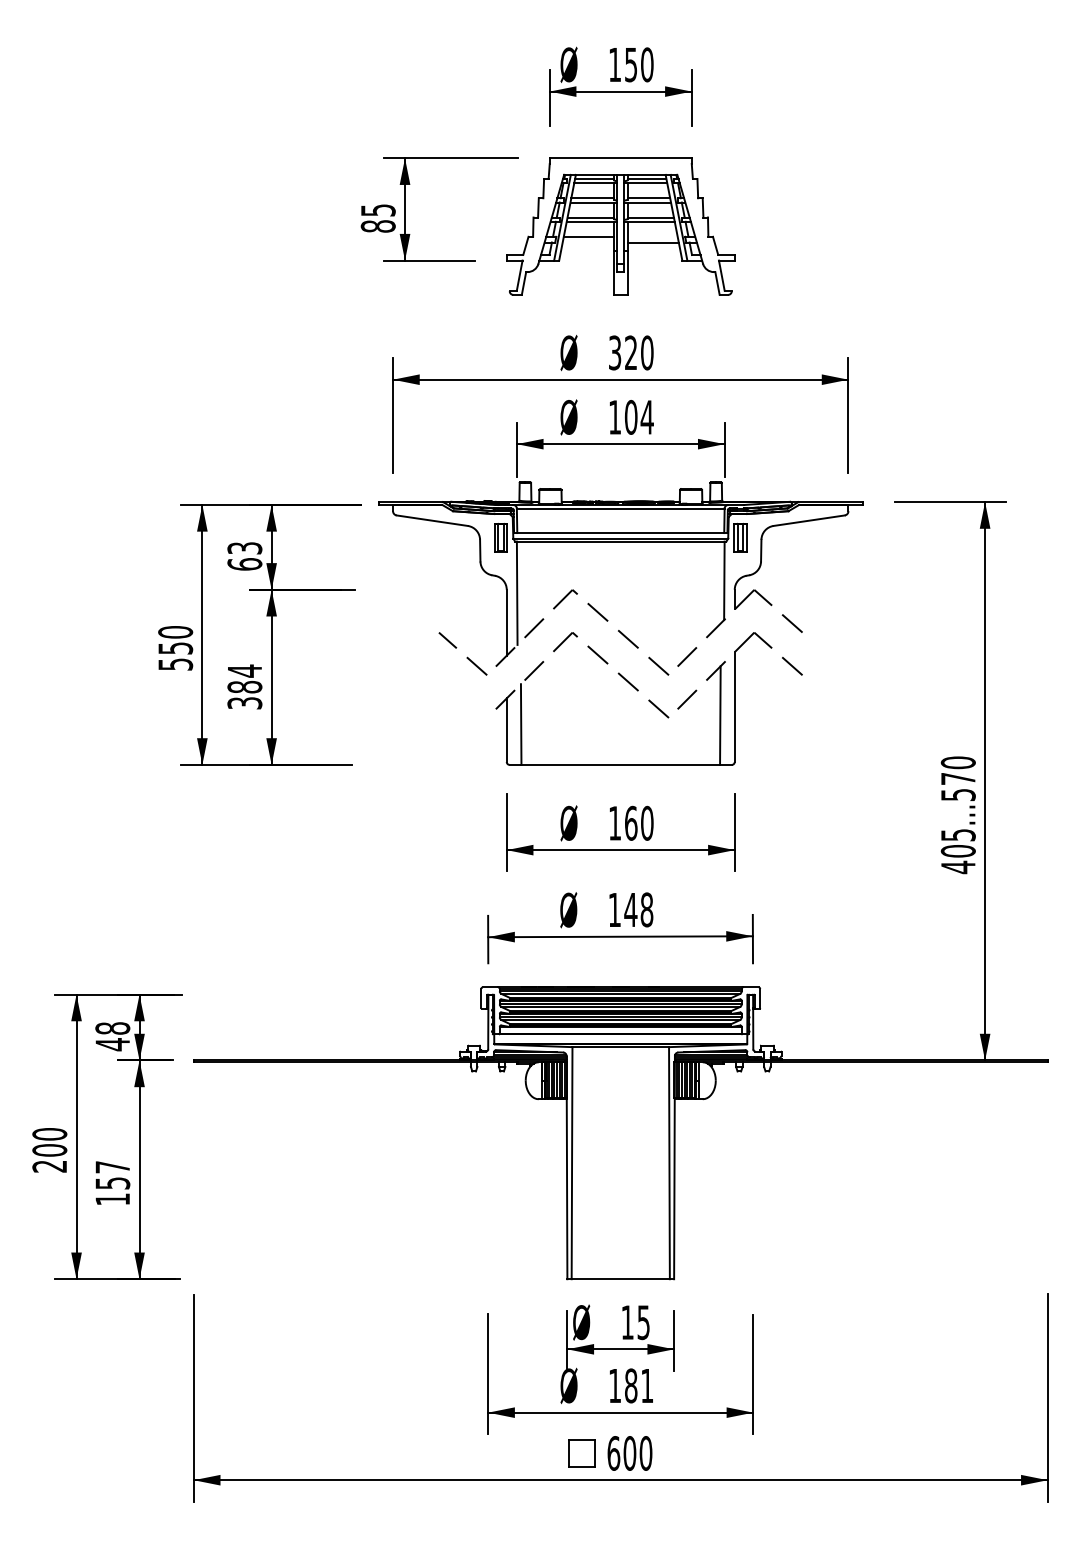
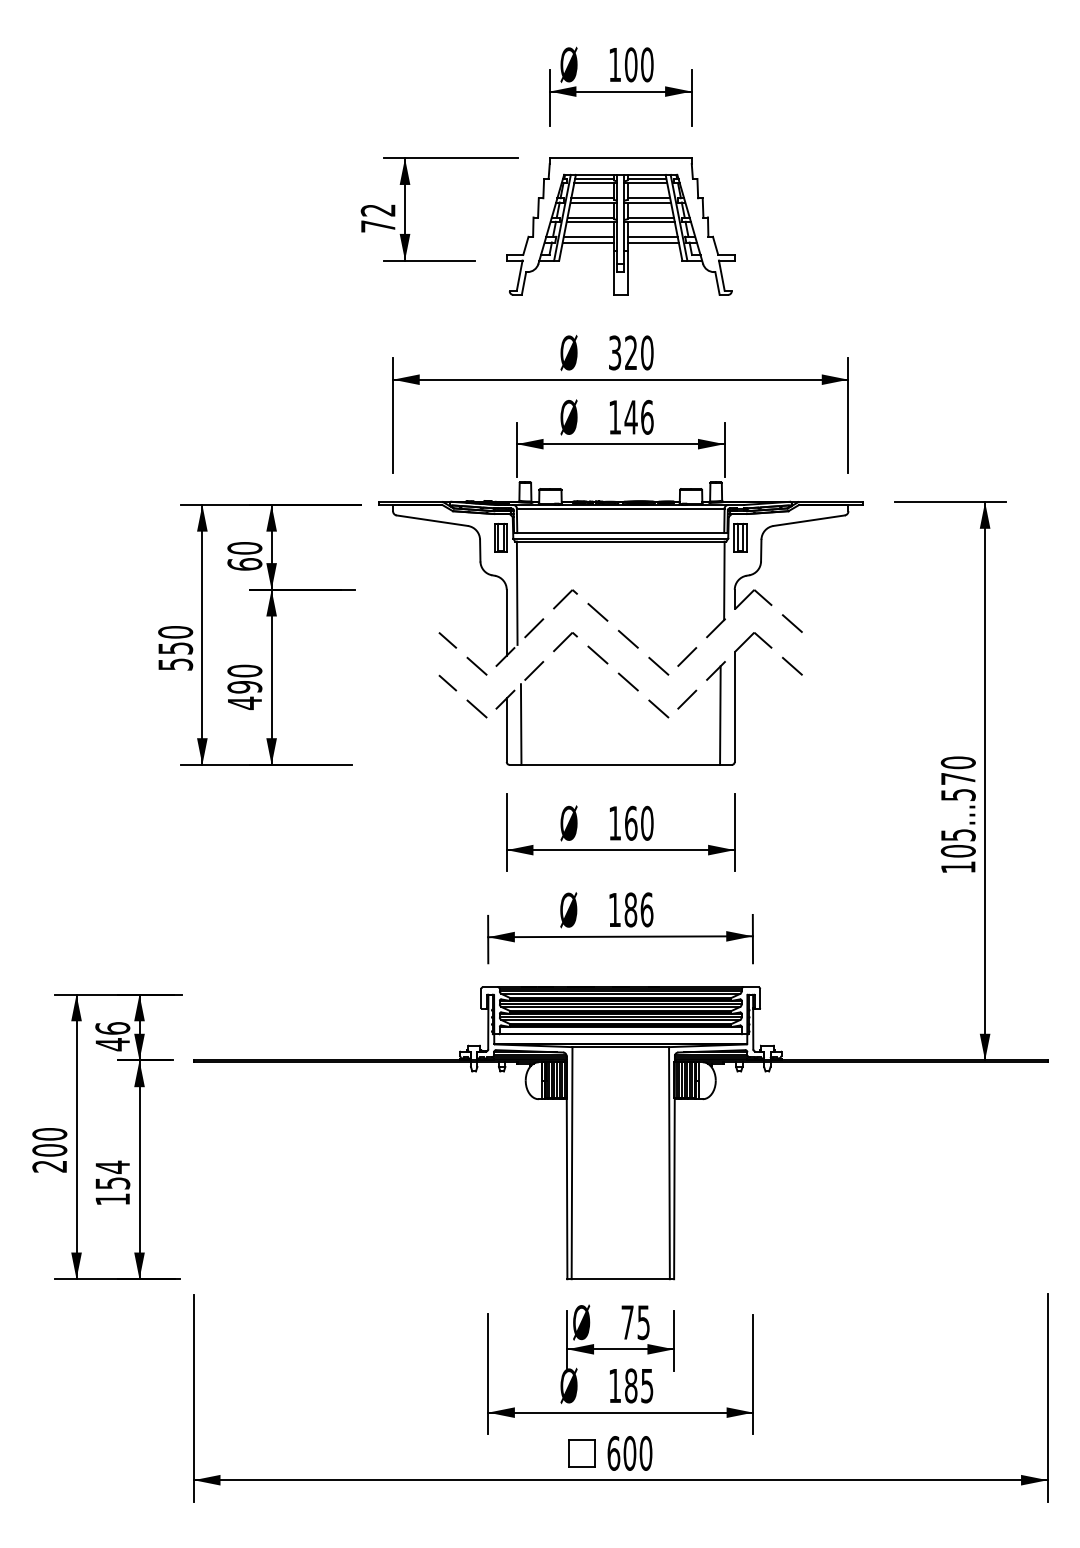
text: 150 -> 100 (630, 64)
text: 85 -> 72 (377, 218)
line: none -> present (652, 236)
line: none -> present (587, 242)
text: 104 -> 146 (638, 416)
text: 63 -> 60 (244, 548)
text: 384 -> 490 (244, 687)
line: none -> present (466, 700)
text: 405...570 -> 105...570 (958, 867)
text: 148 -> 186 (638, 909)
text: 48 -> 46 (112, 1028)
text: 157 -> 154 (112, 1166)
text: 15 -> 75 (627, 1322)
text: 181 -> 185 (647, 1386)
